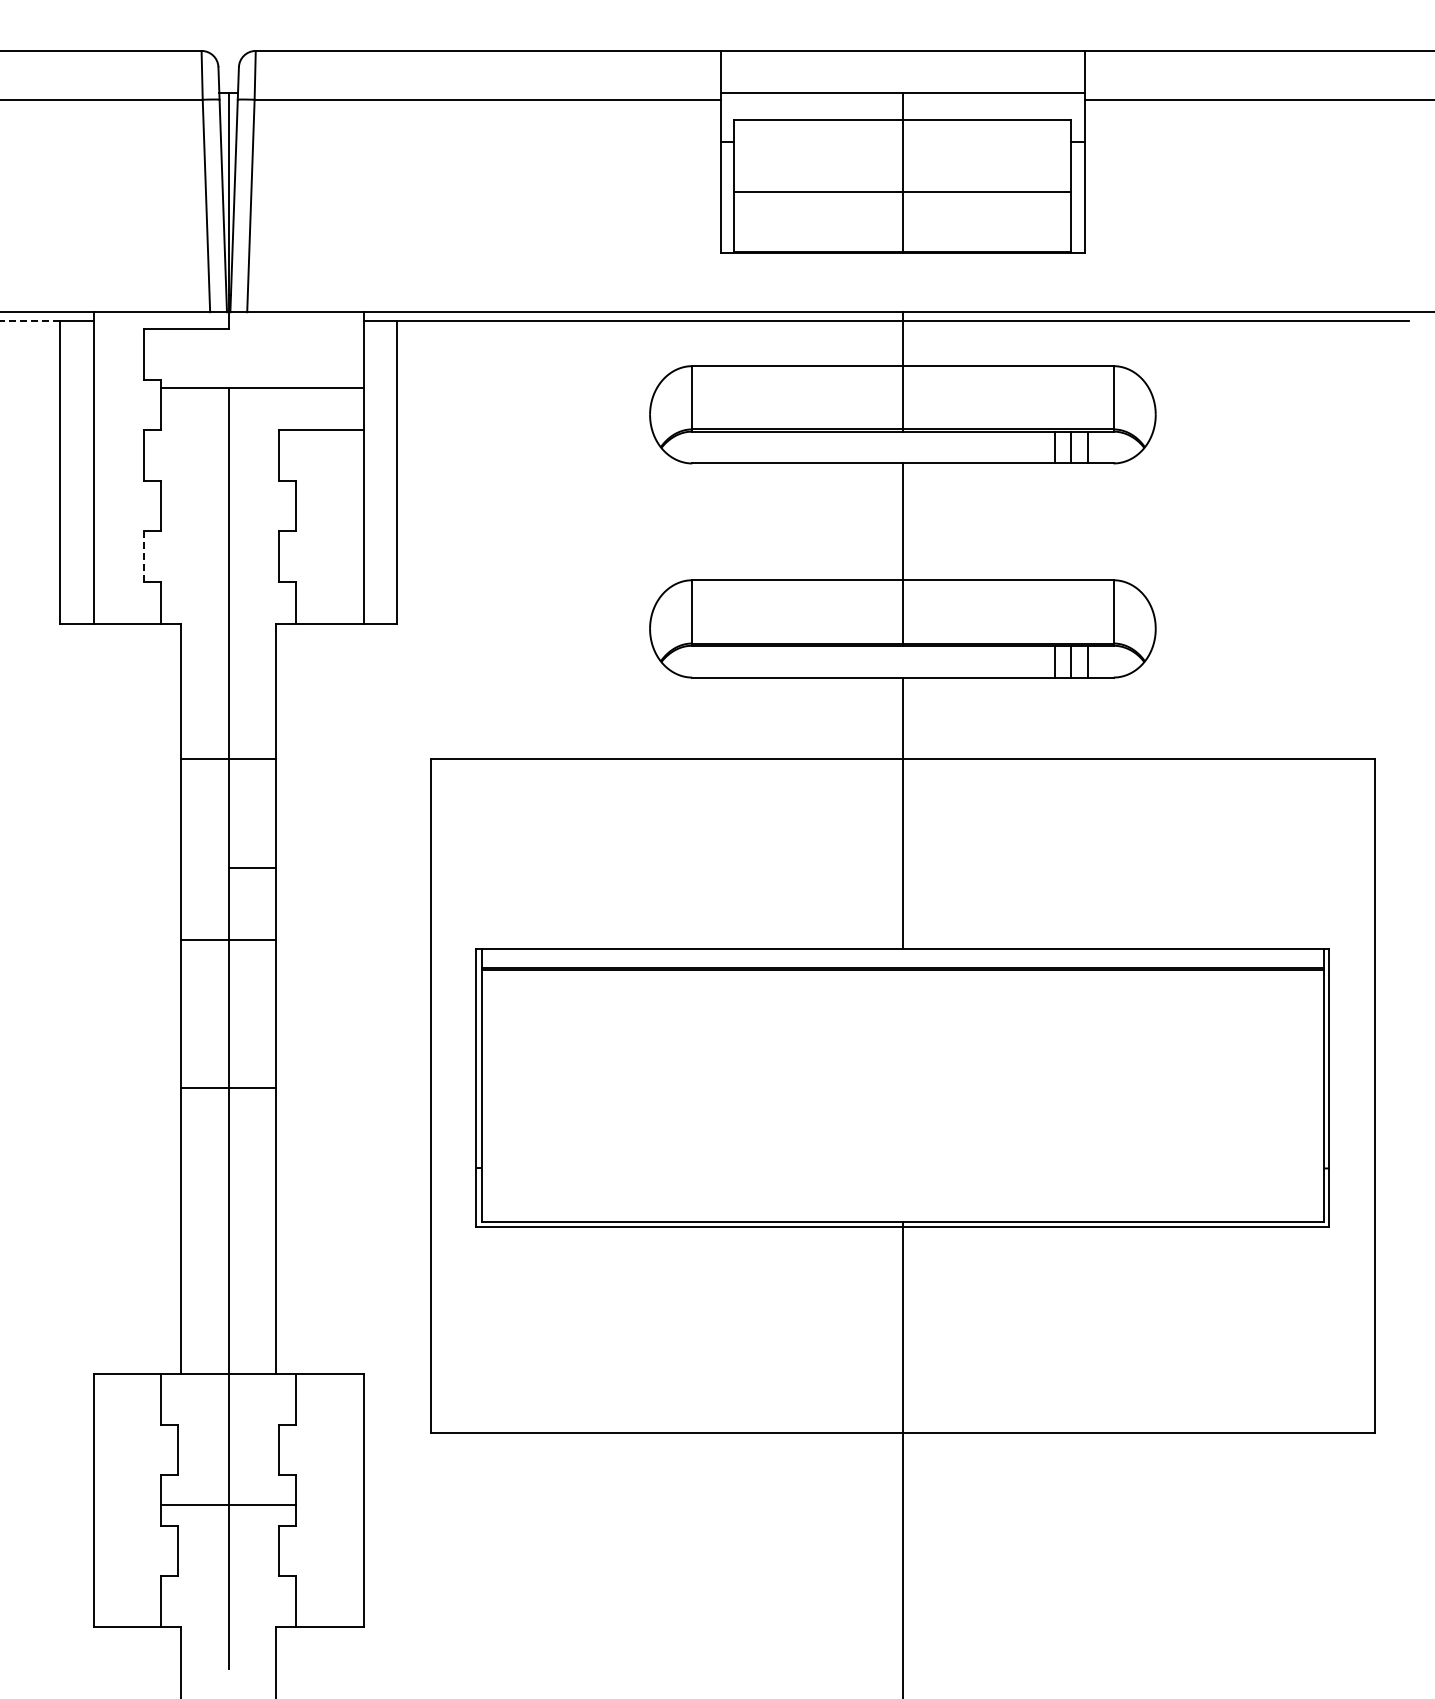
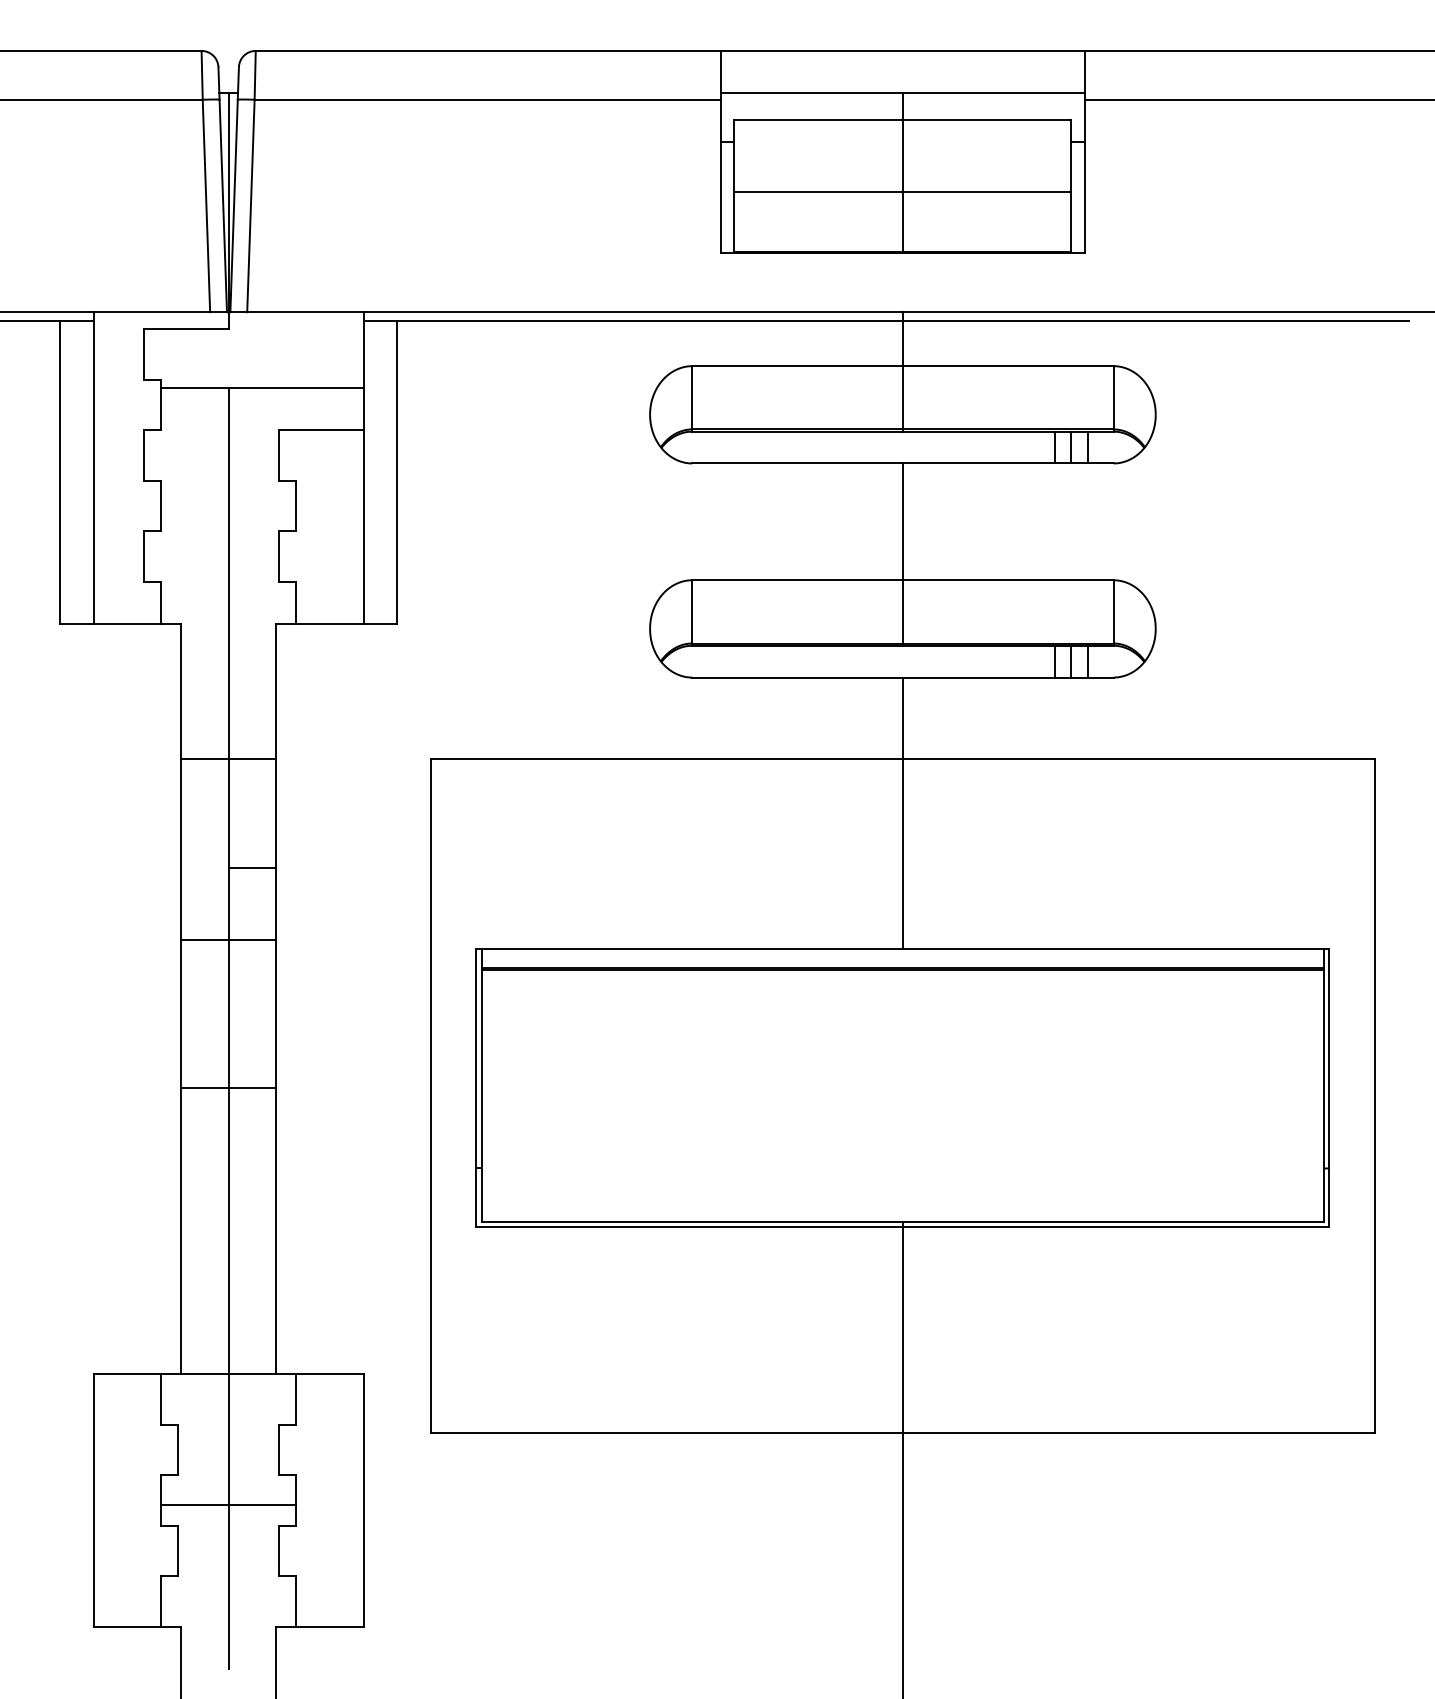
line: dashed -> solid (30, 320)
line: dashed -> solid (144, 557)
